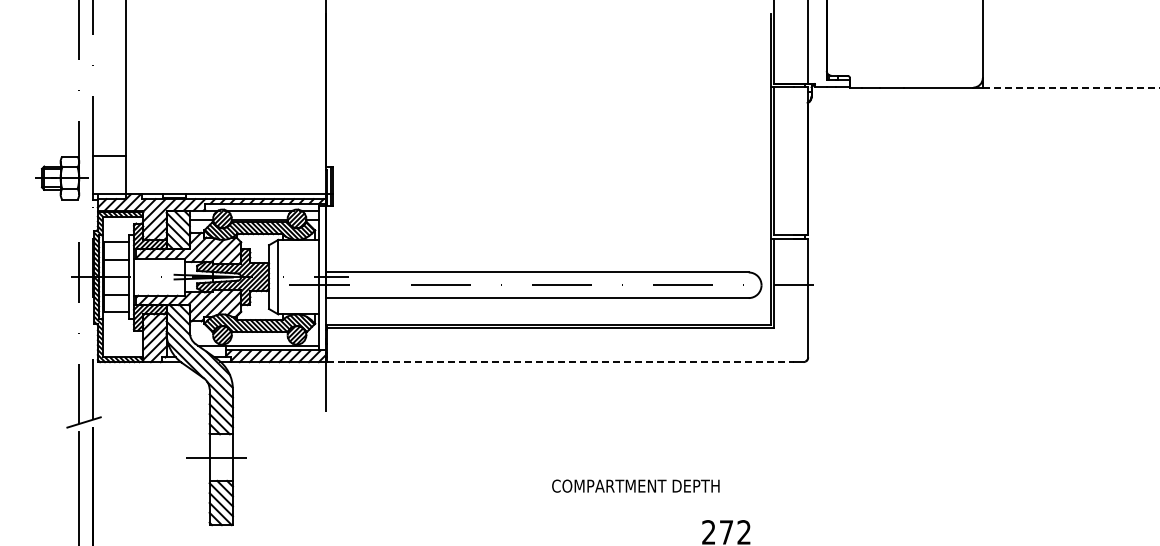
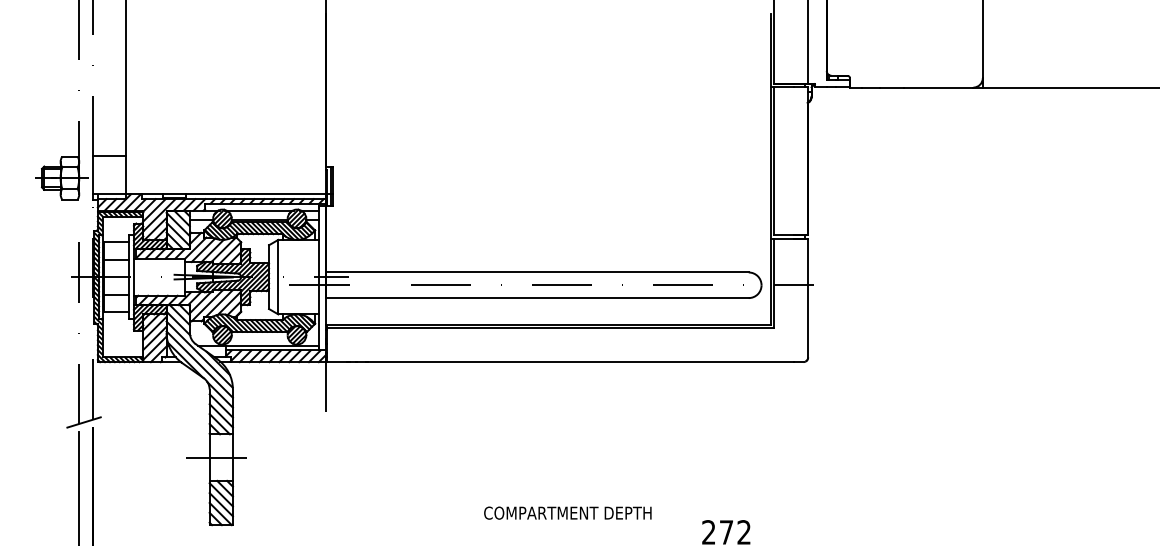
line: dashed -> solid (1071, 87)
line: dashed -> solid (561, 362)
text position: (635, 485) -> (567, 512) (567, 512)
